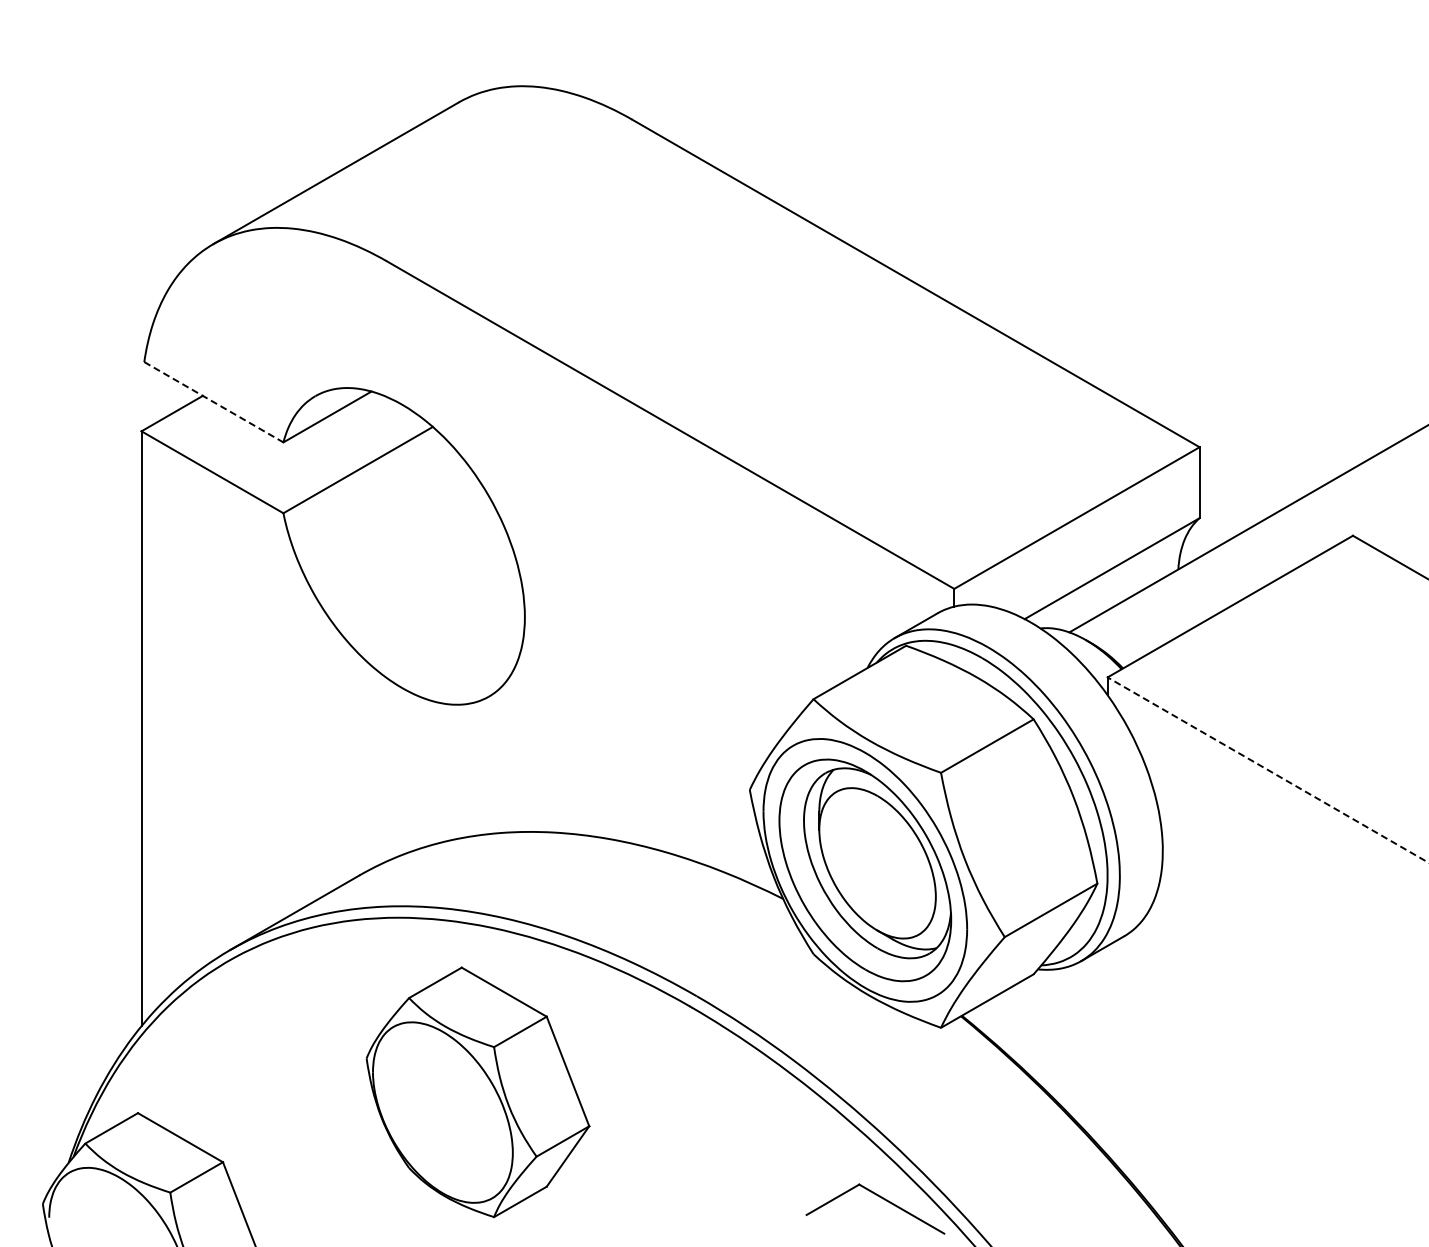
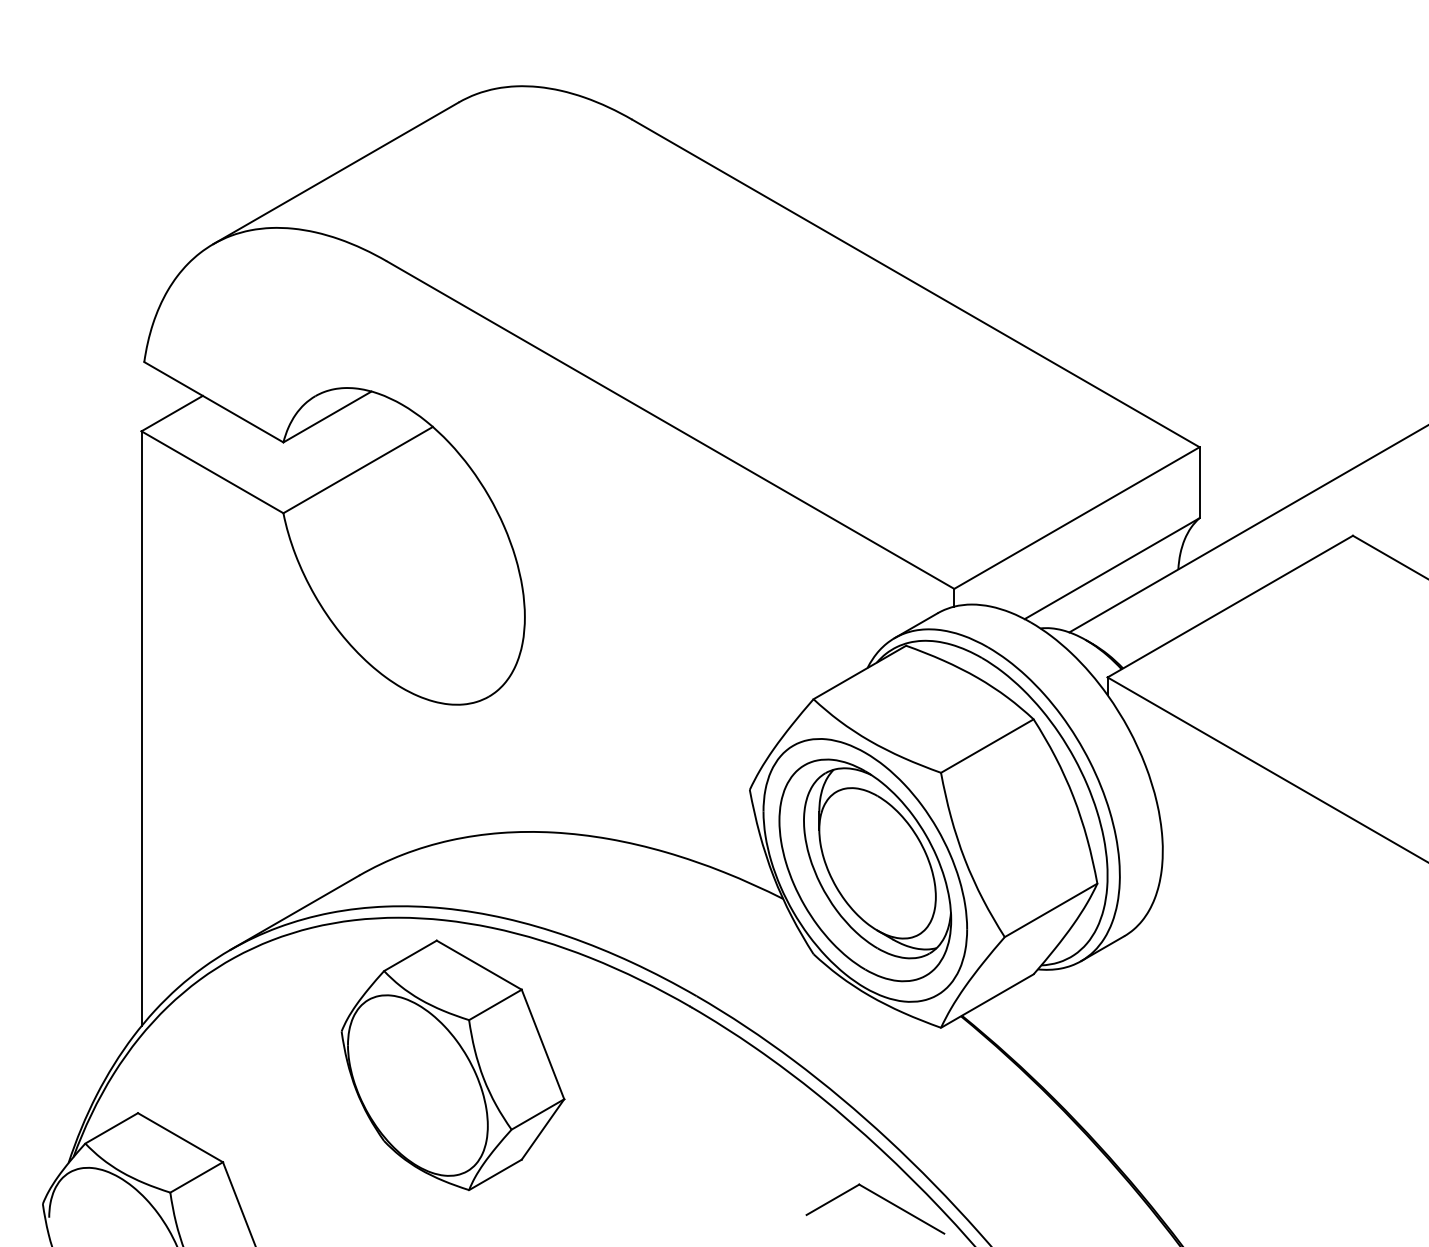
line: dashed -> solid (214, 402)
line: dashed -> solid (1267, 769)
part position: (477, 1092) -> (452, 1065) (452, 1065)
